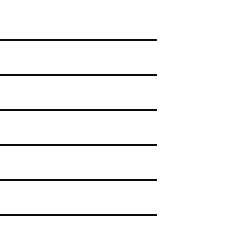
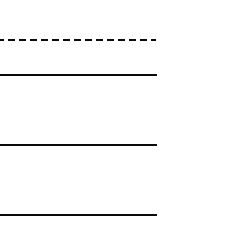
line: solid -> dashed (78, 39)
line: present -> none (78, 110)
line: present -> none (78, 180)
